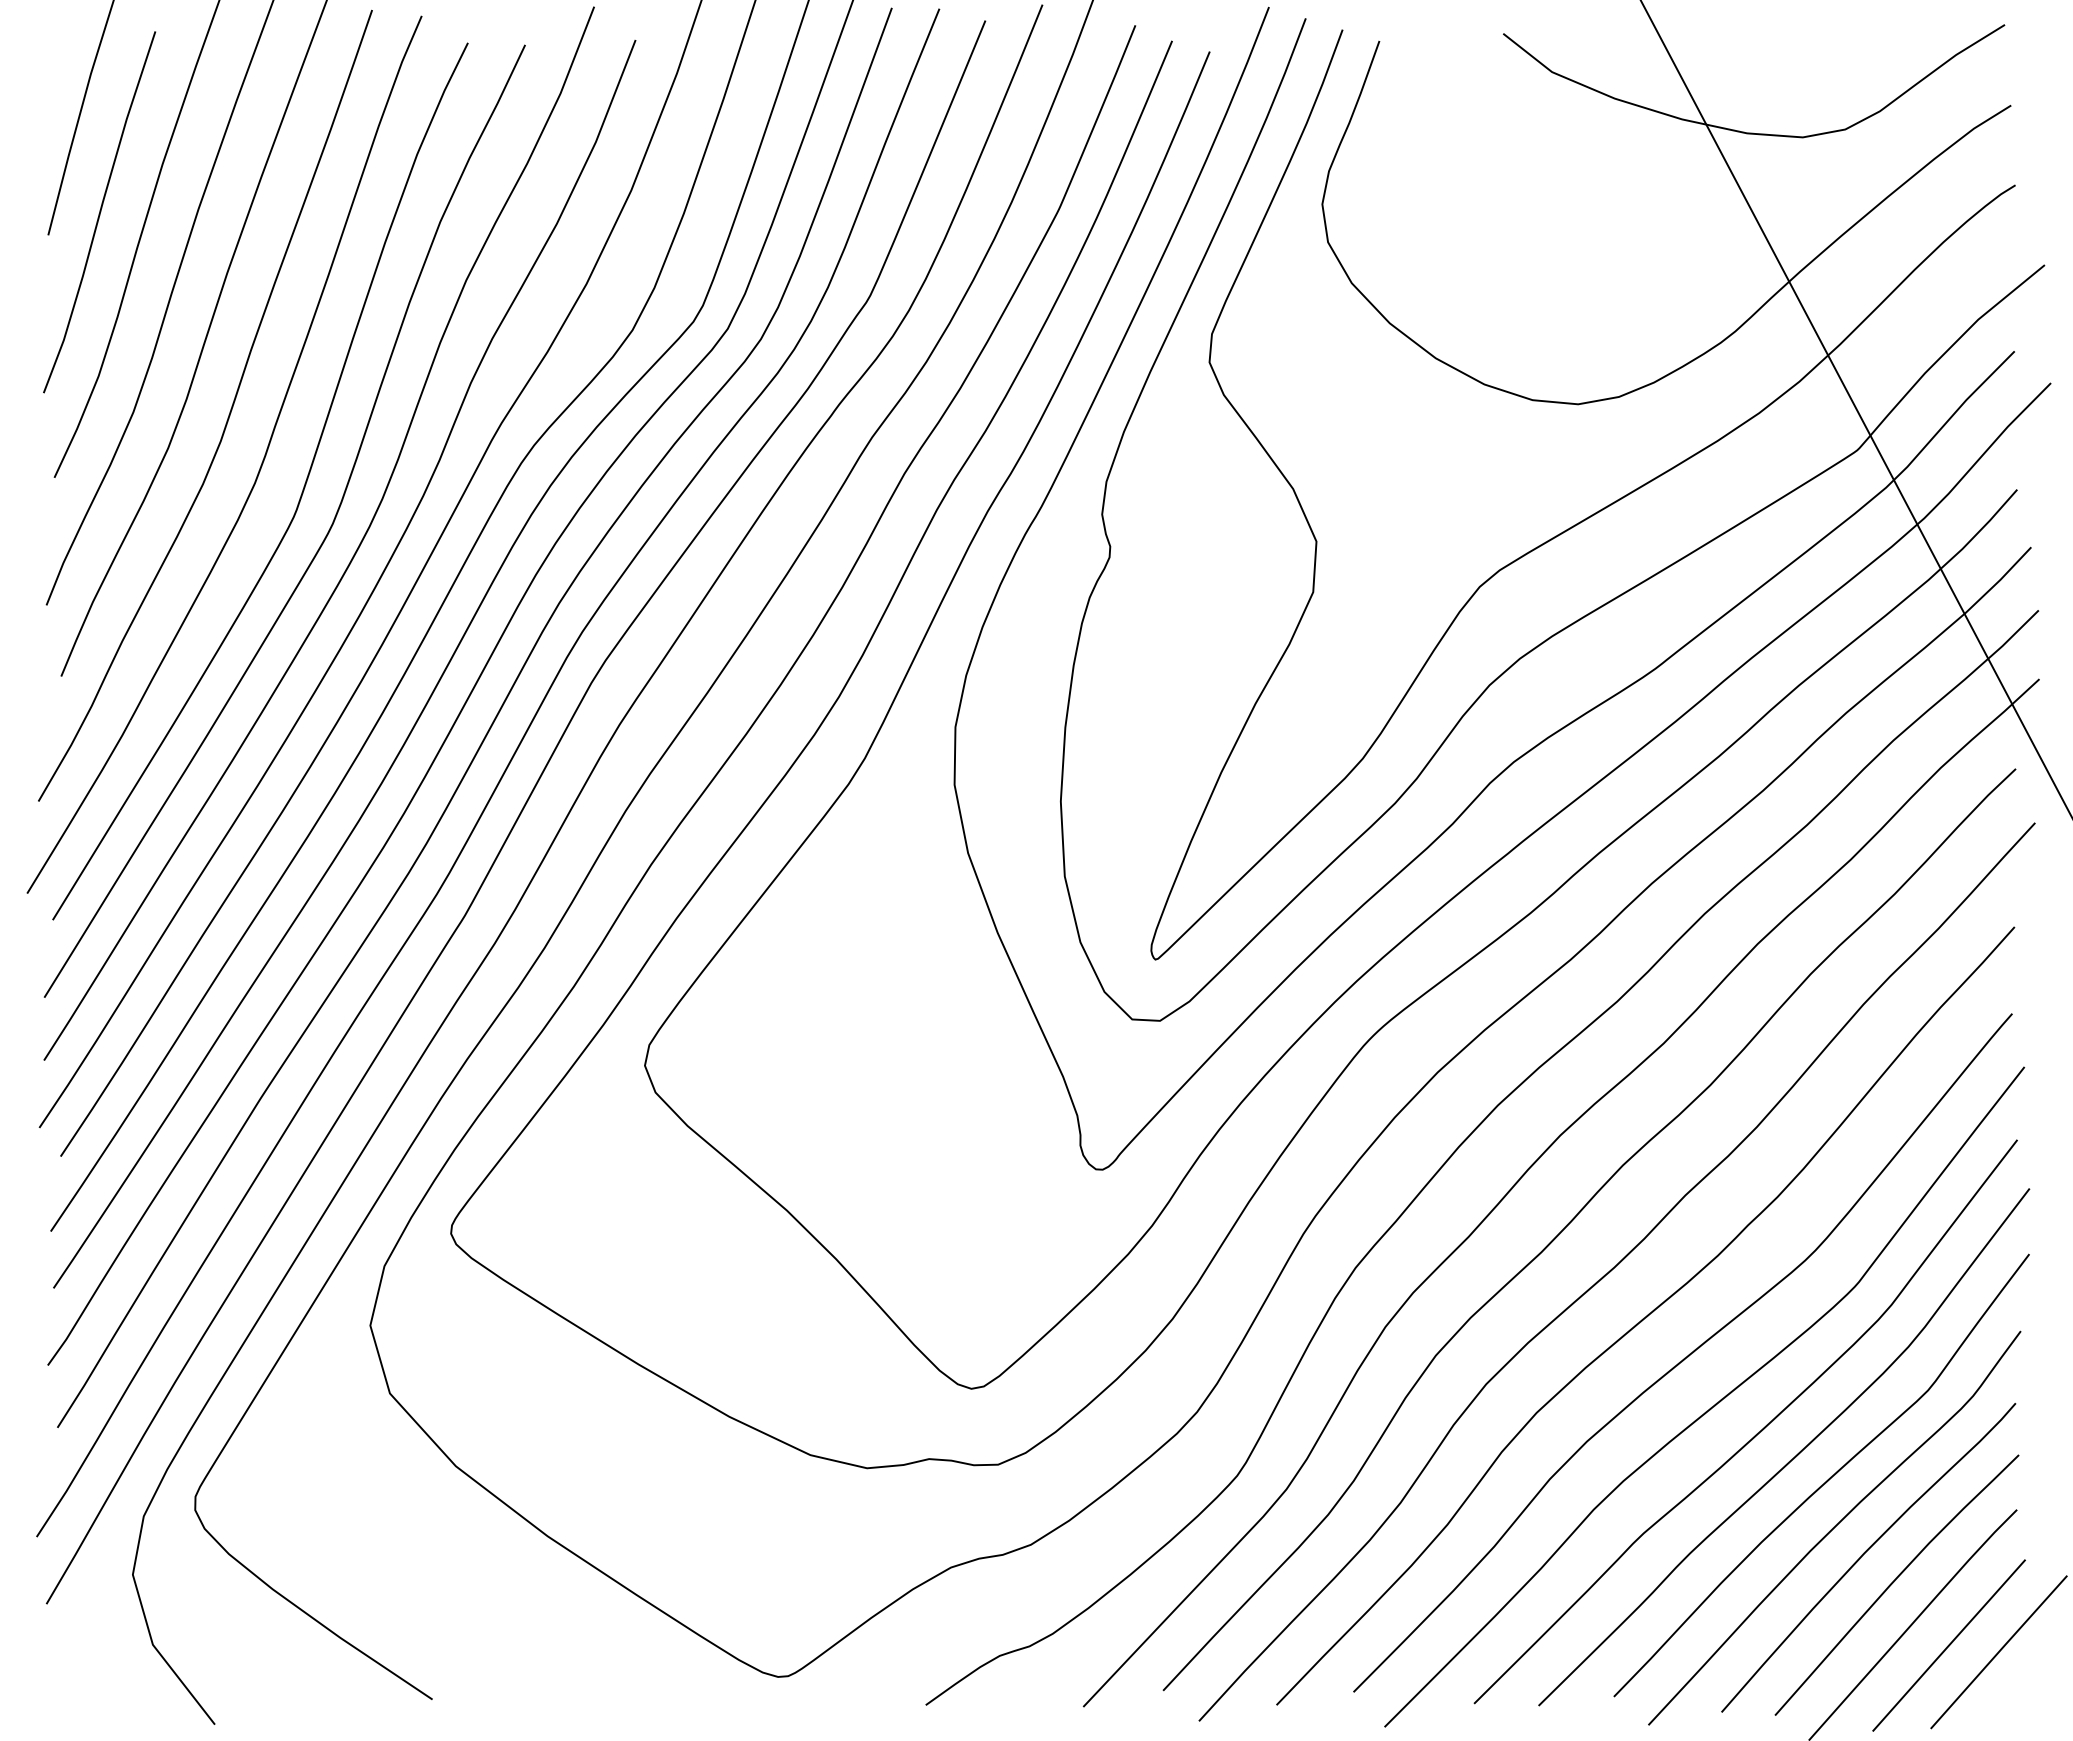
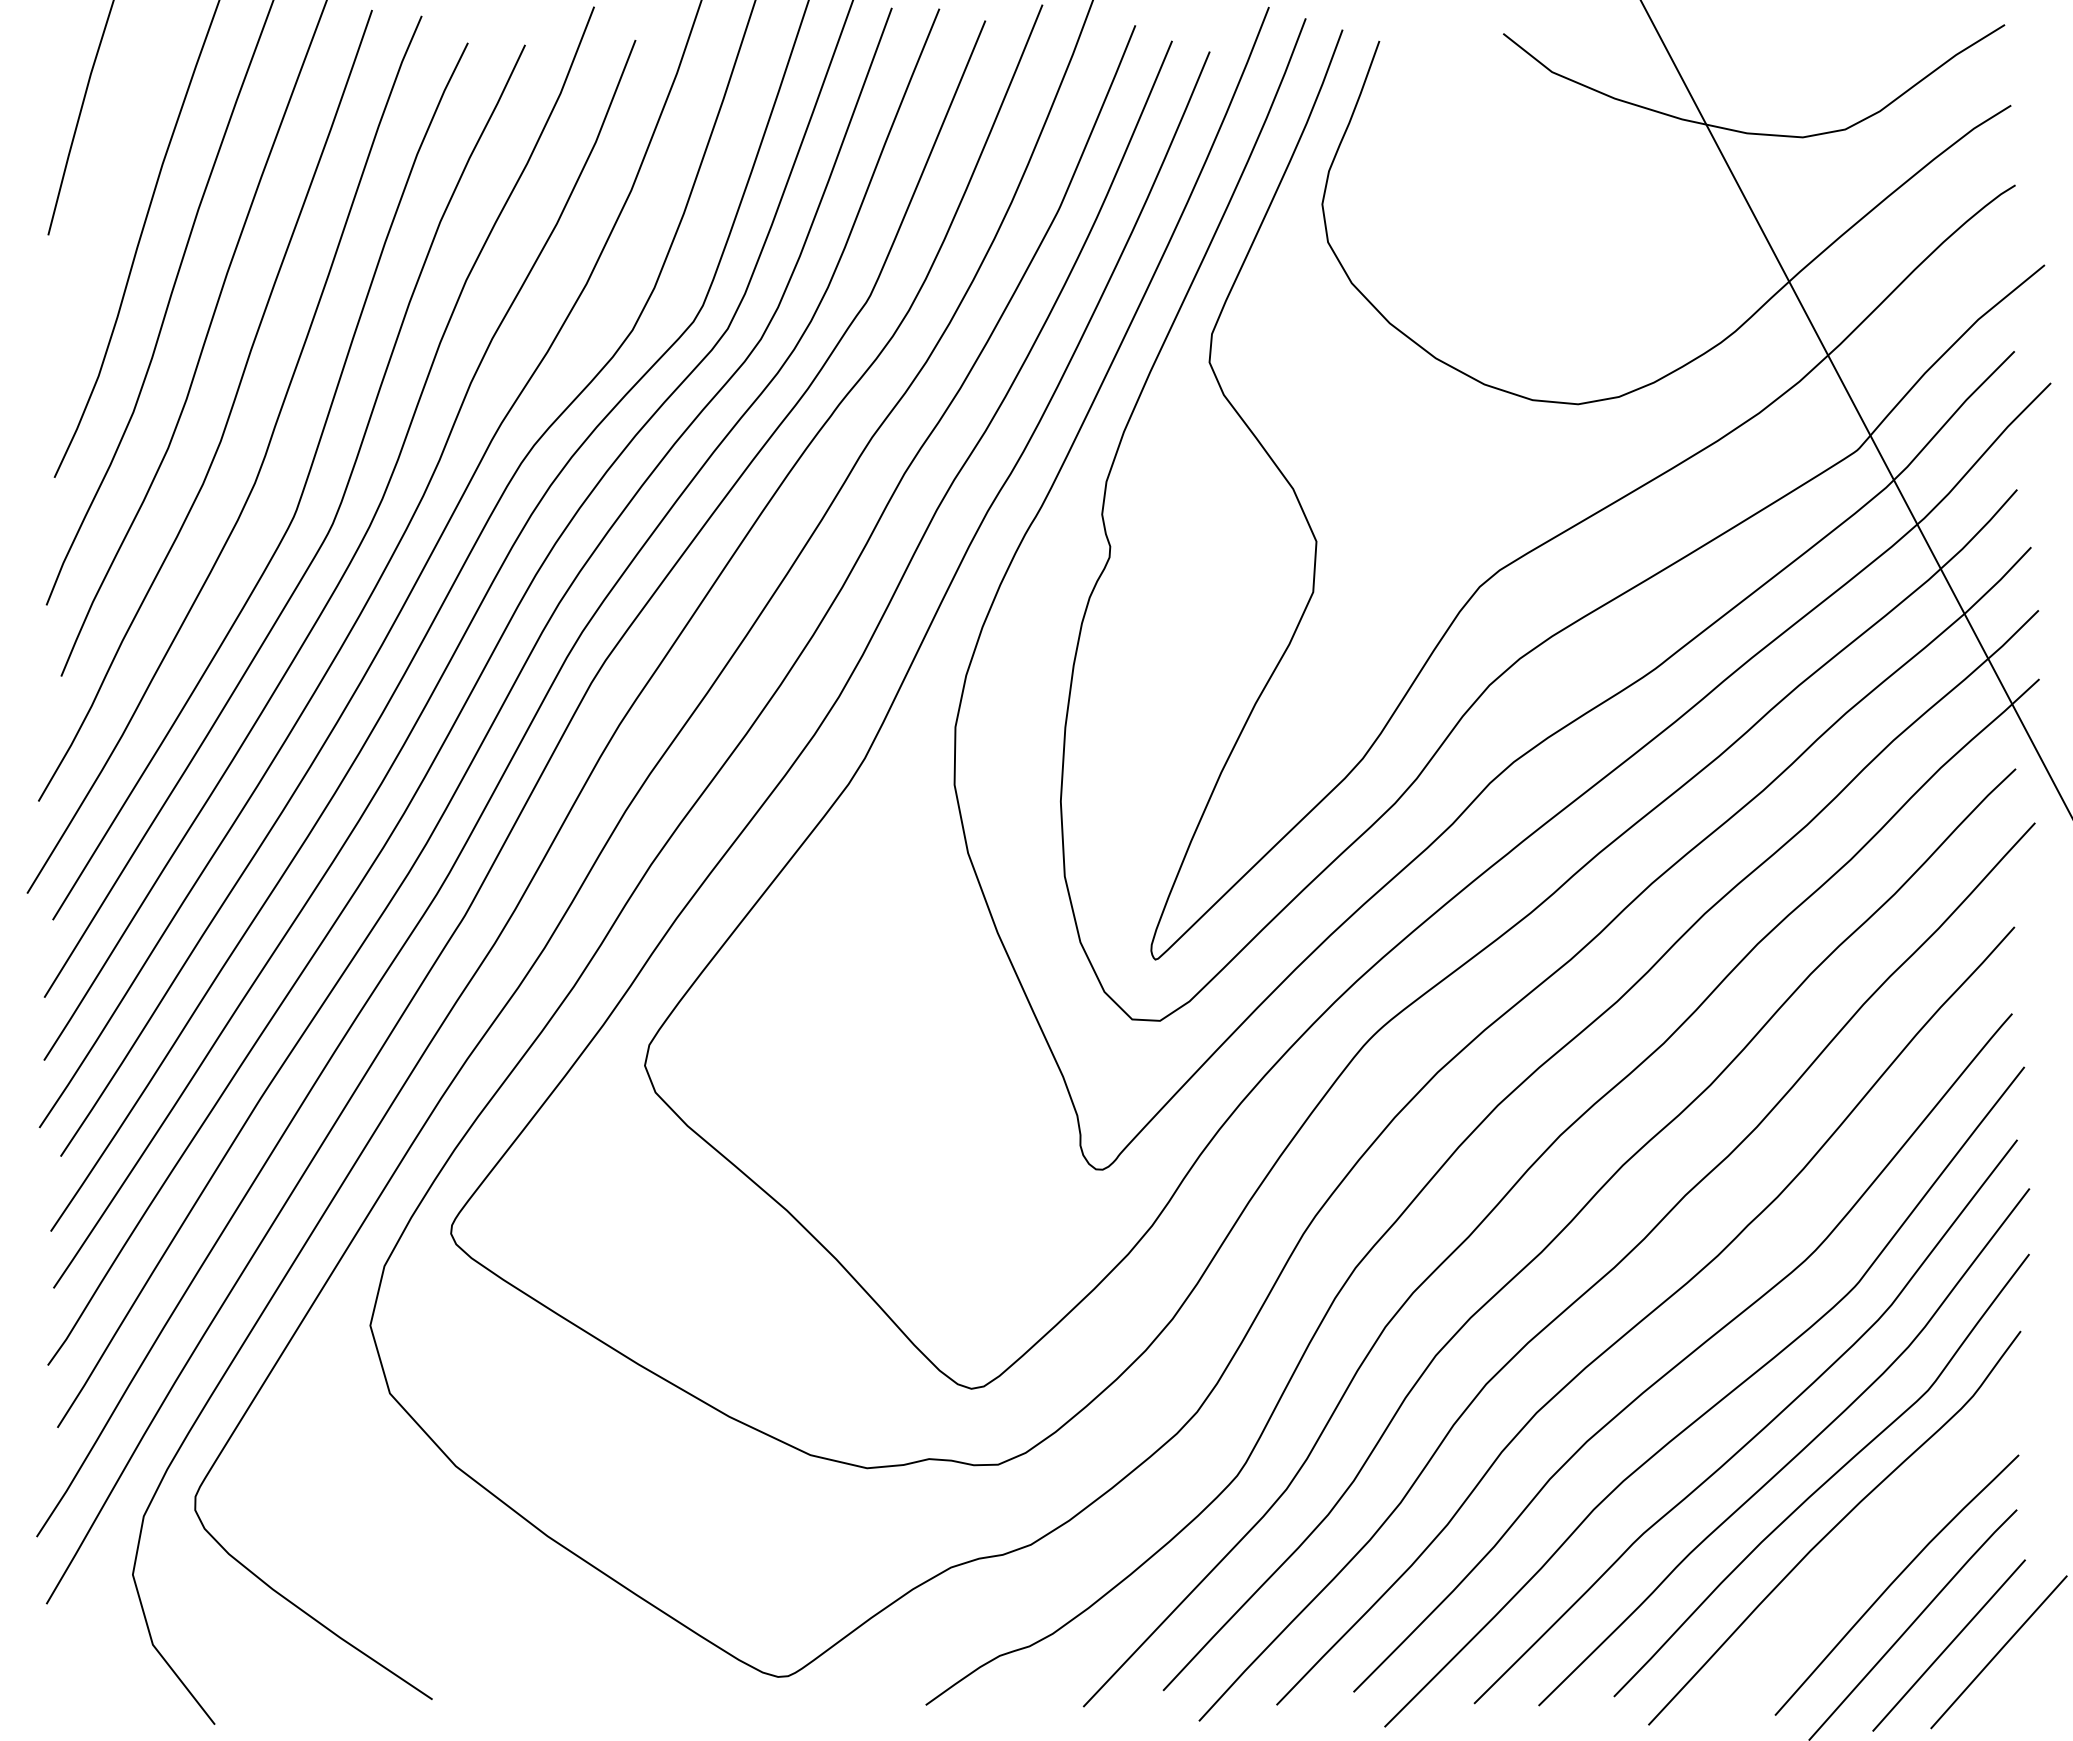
curve: present -> none (99, 212)
curve: present -> none (1865, 1553)
